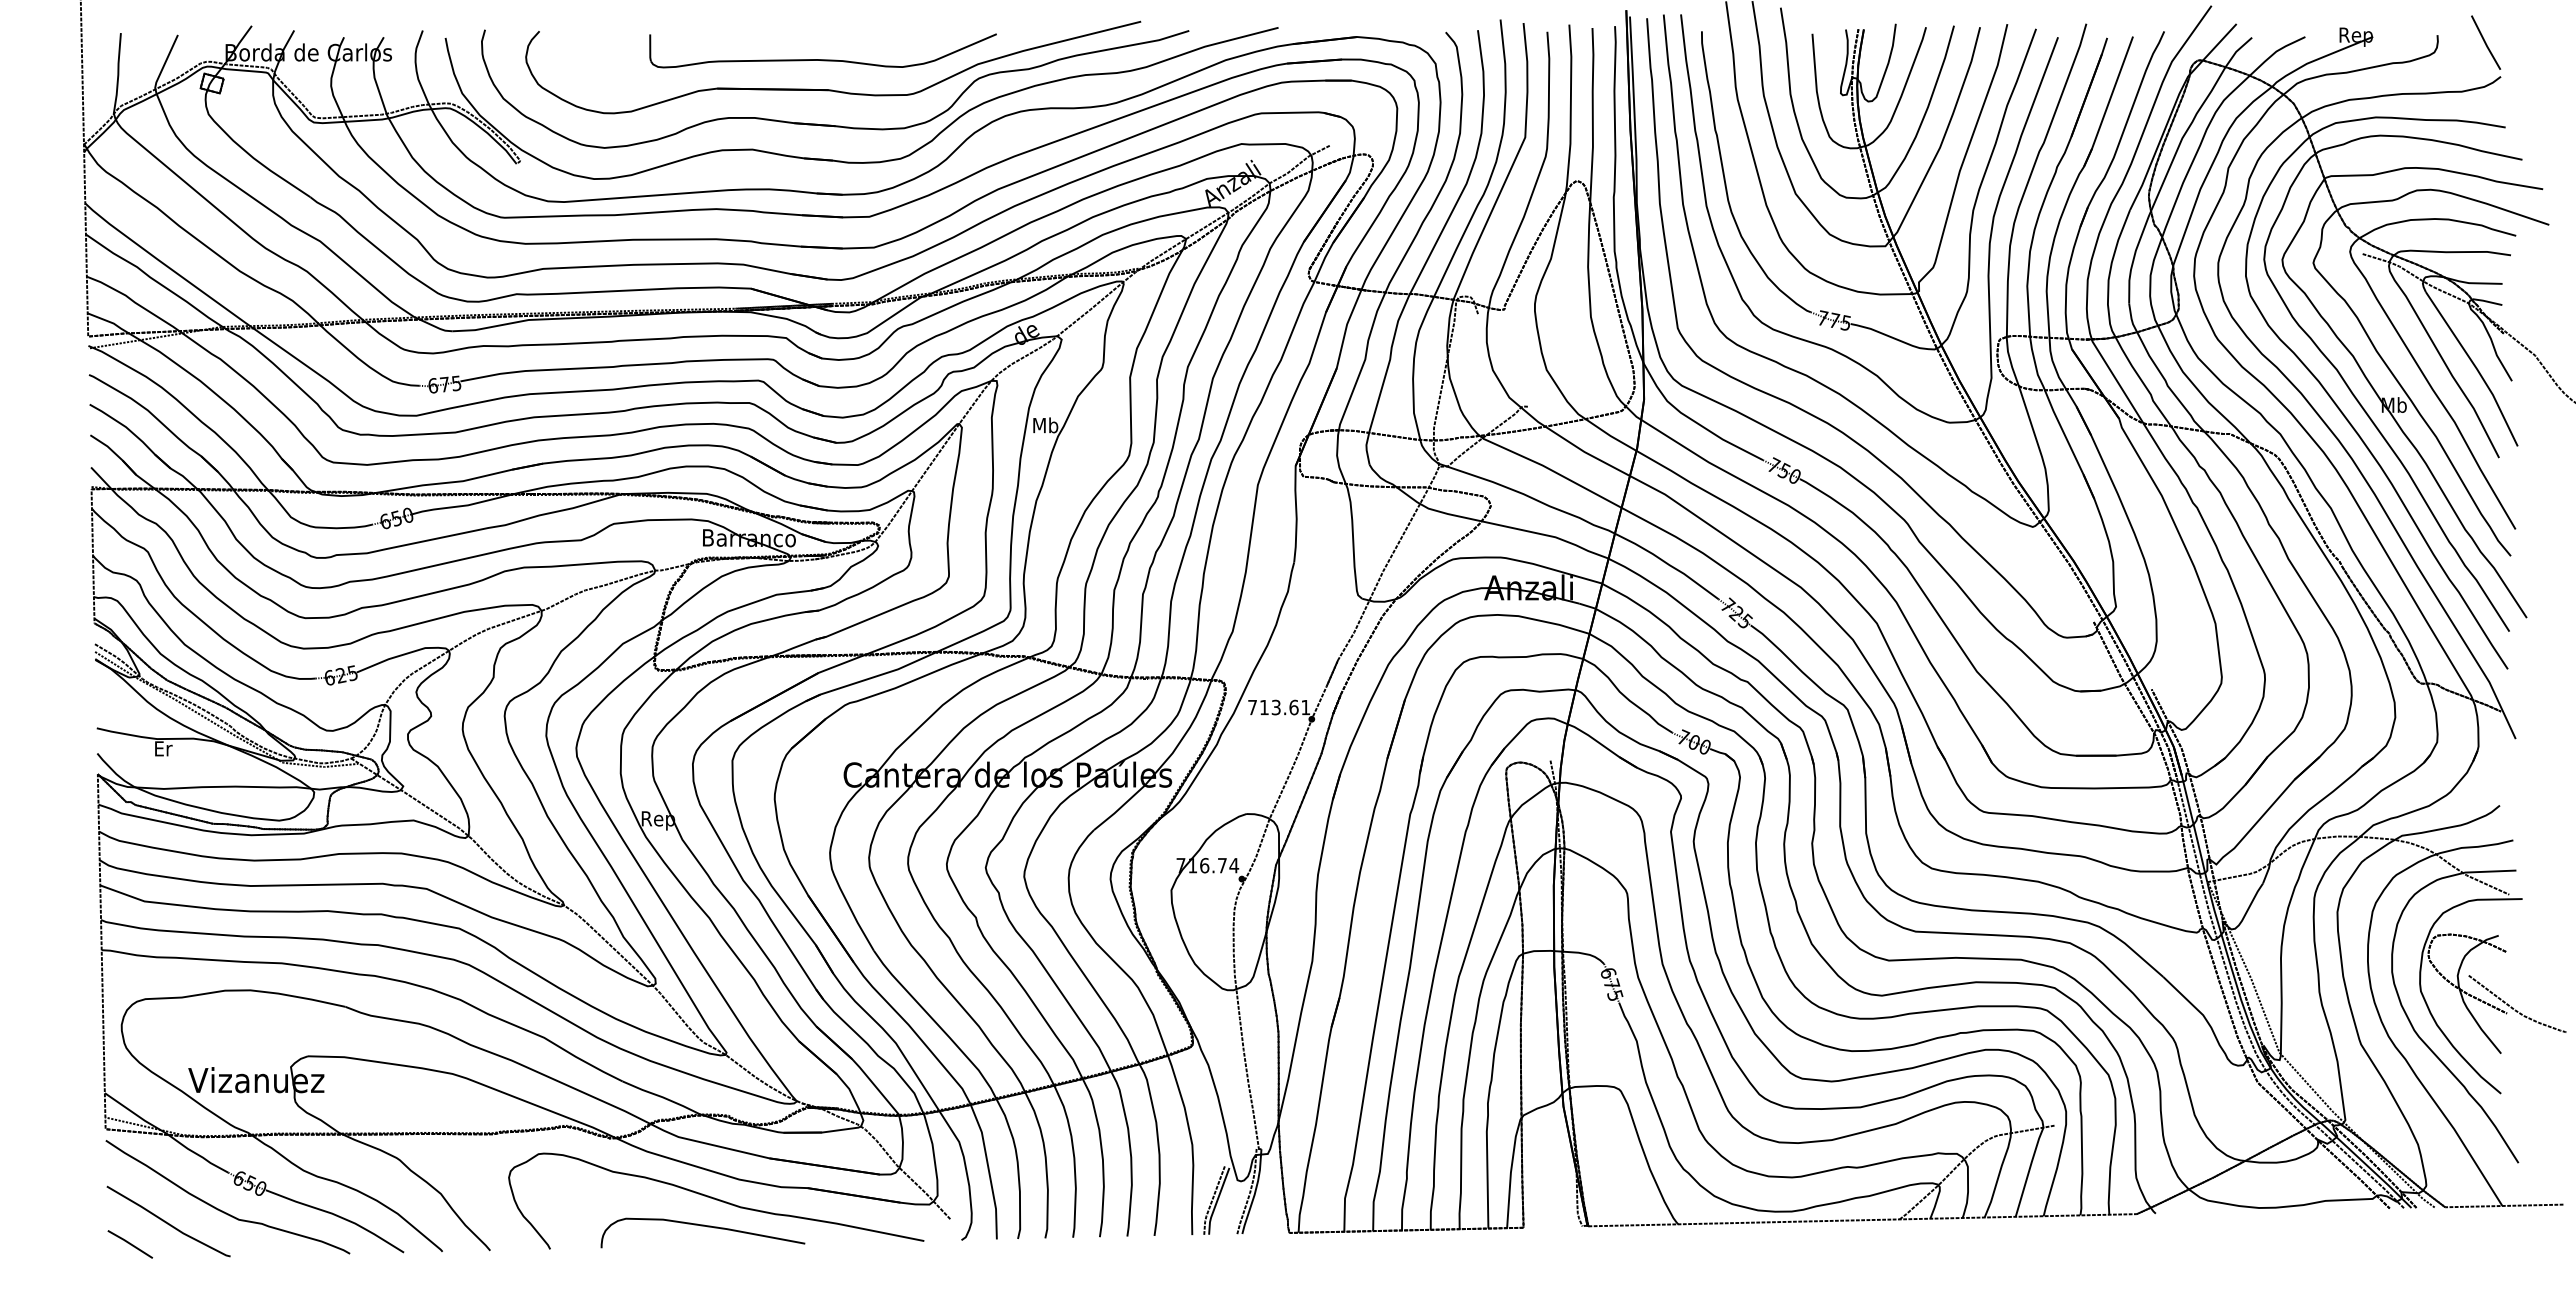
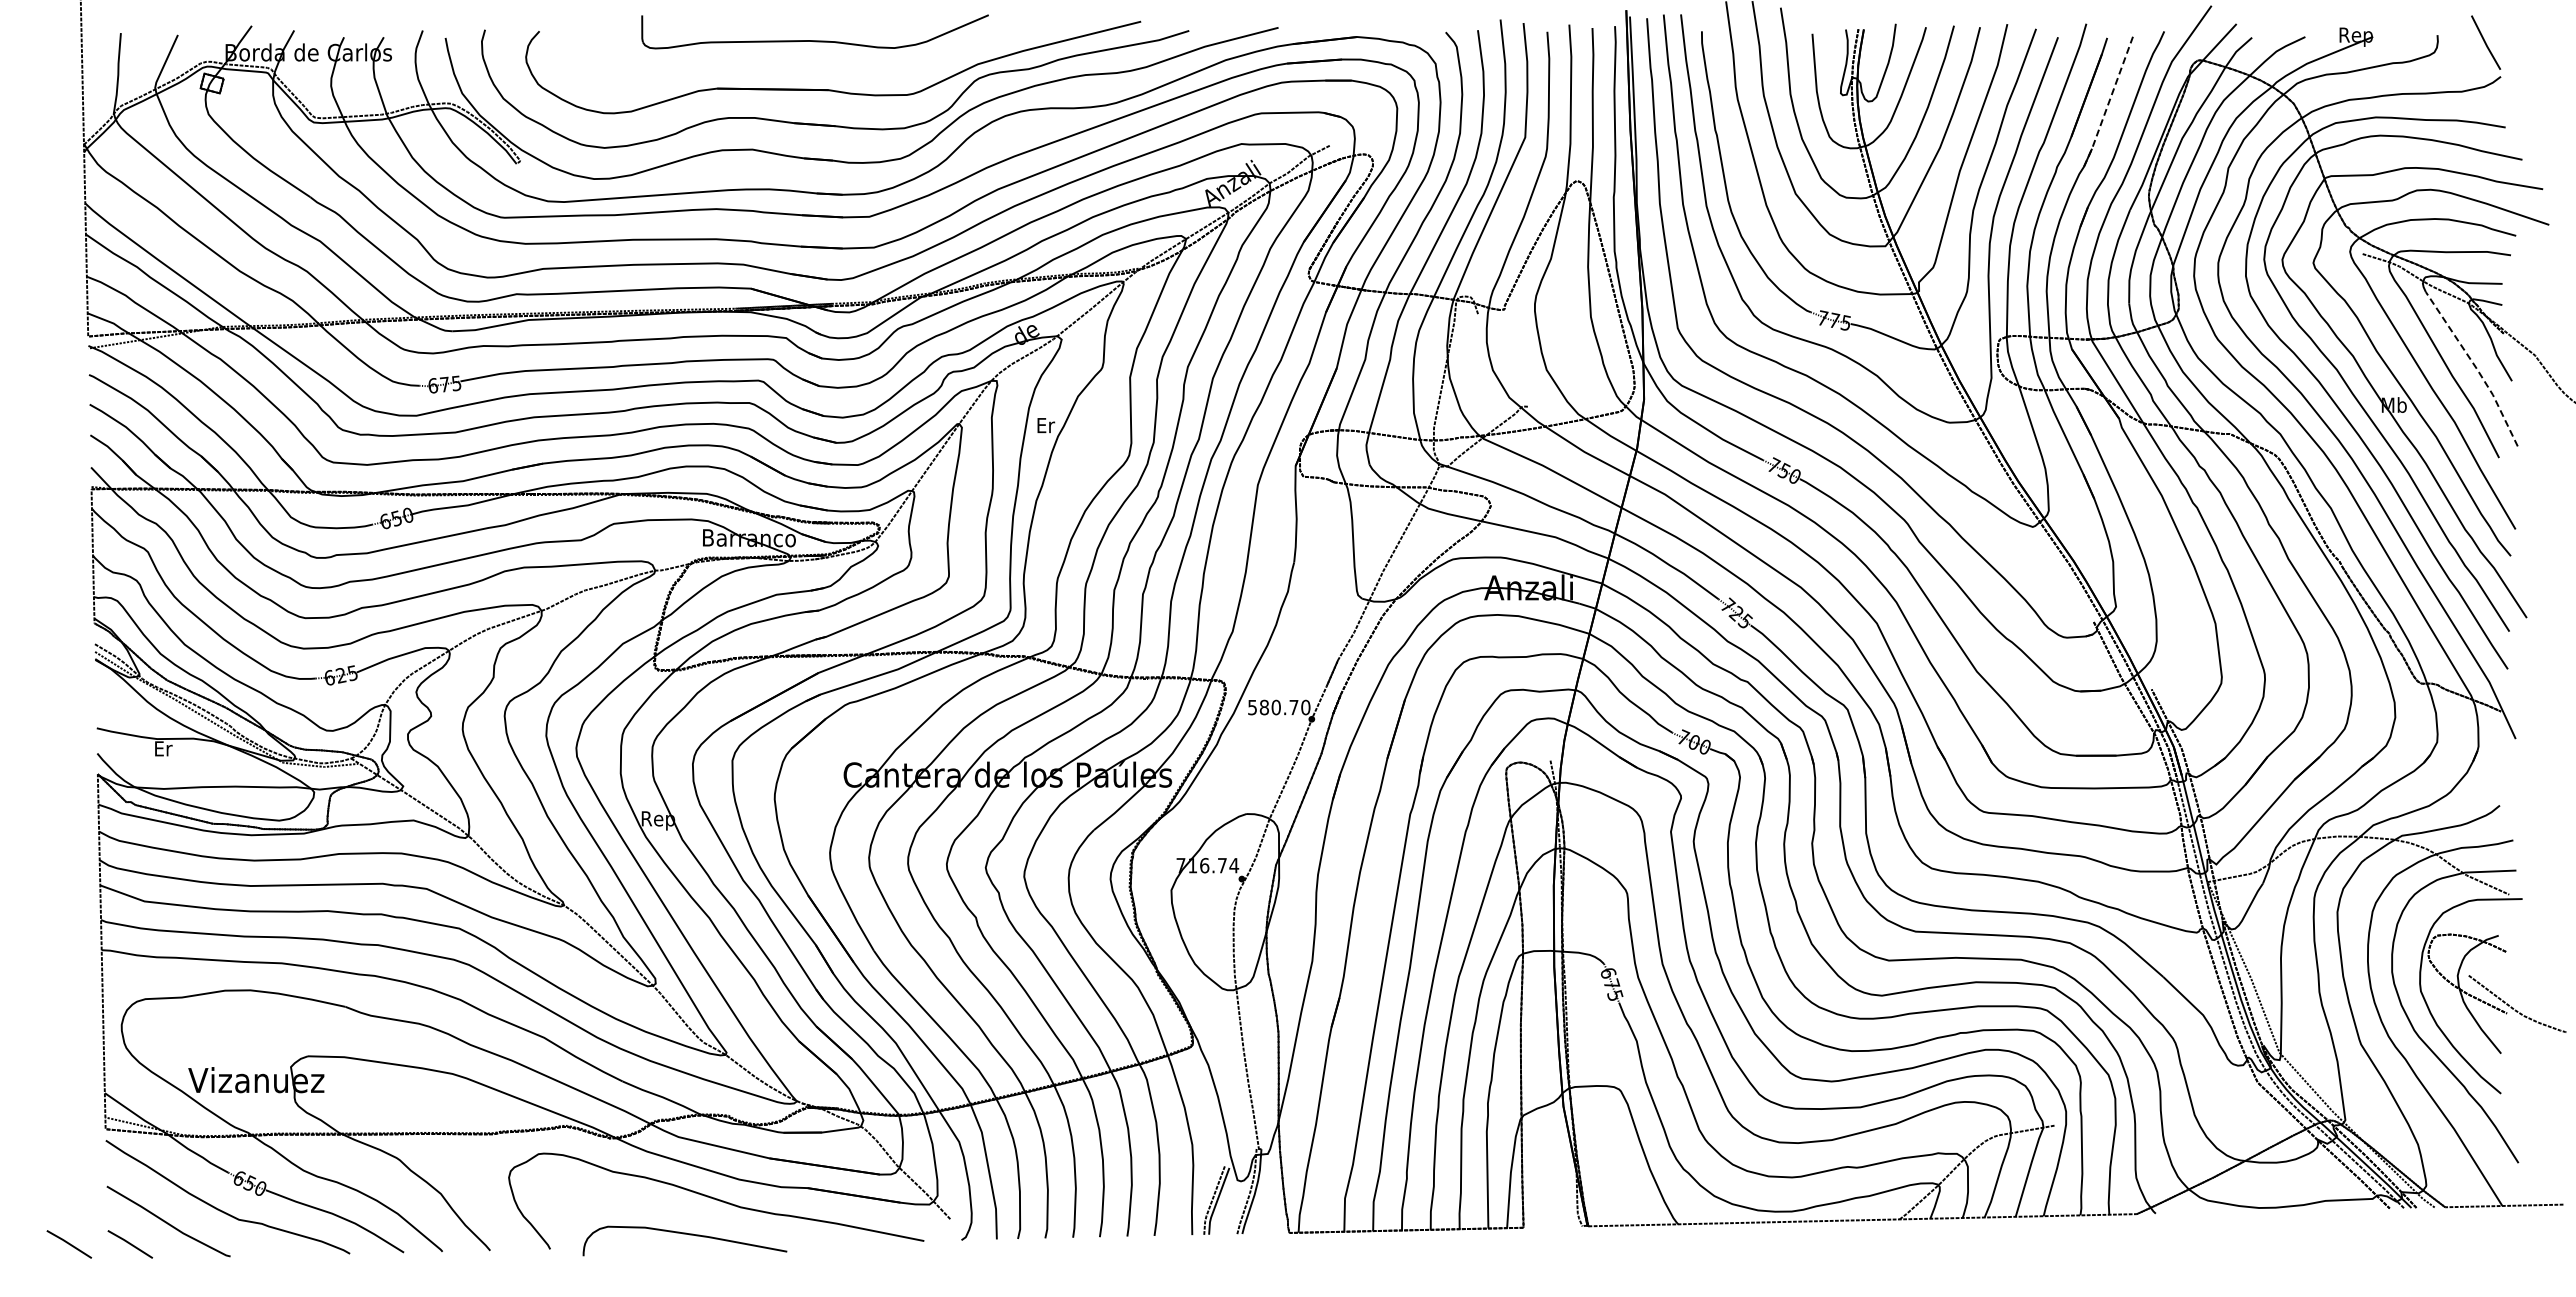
part position: (822, 59) -> (814, 40) (814, 40)
line: solid -> dashed (2109, 102)
line: solid -> dashed (2476, 368)
text: Mb -> Er (1045, 425)
text: 713.61 -> 580.70 (1279, 707)
curve position: (702, 1226) -> (684, 1234) (684, 1234)
line: none -> present (69, 1244)
